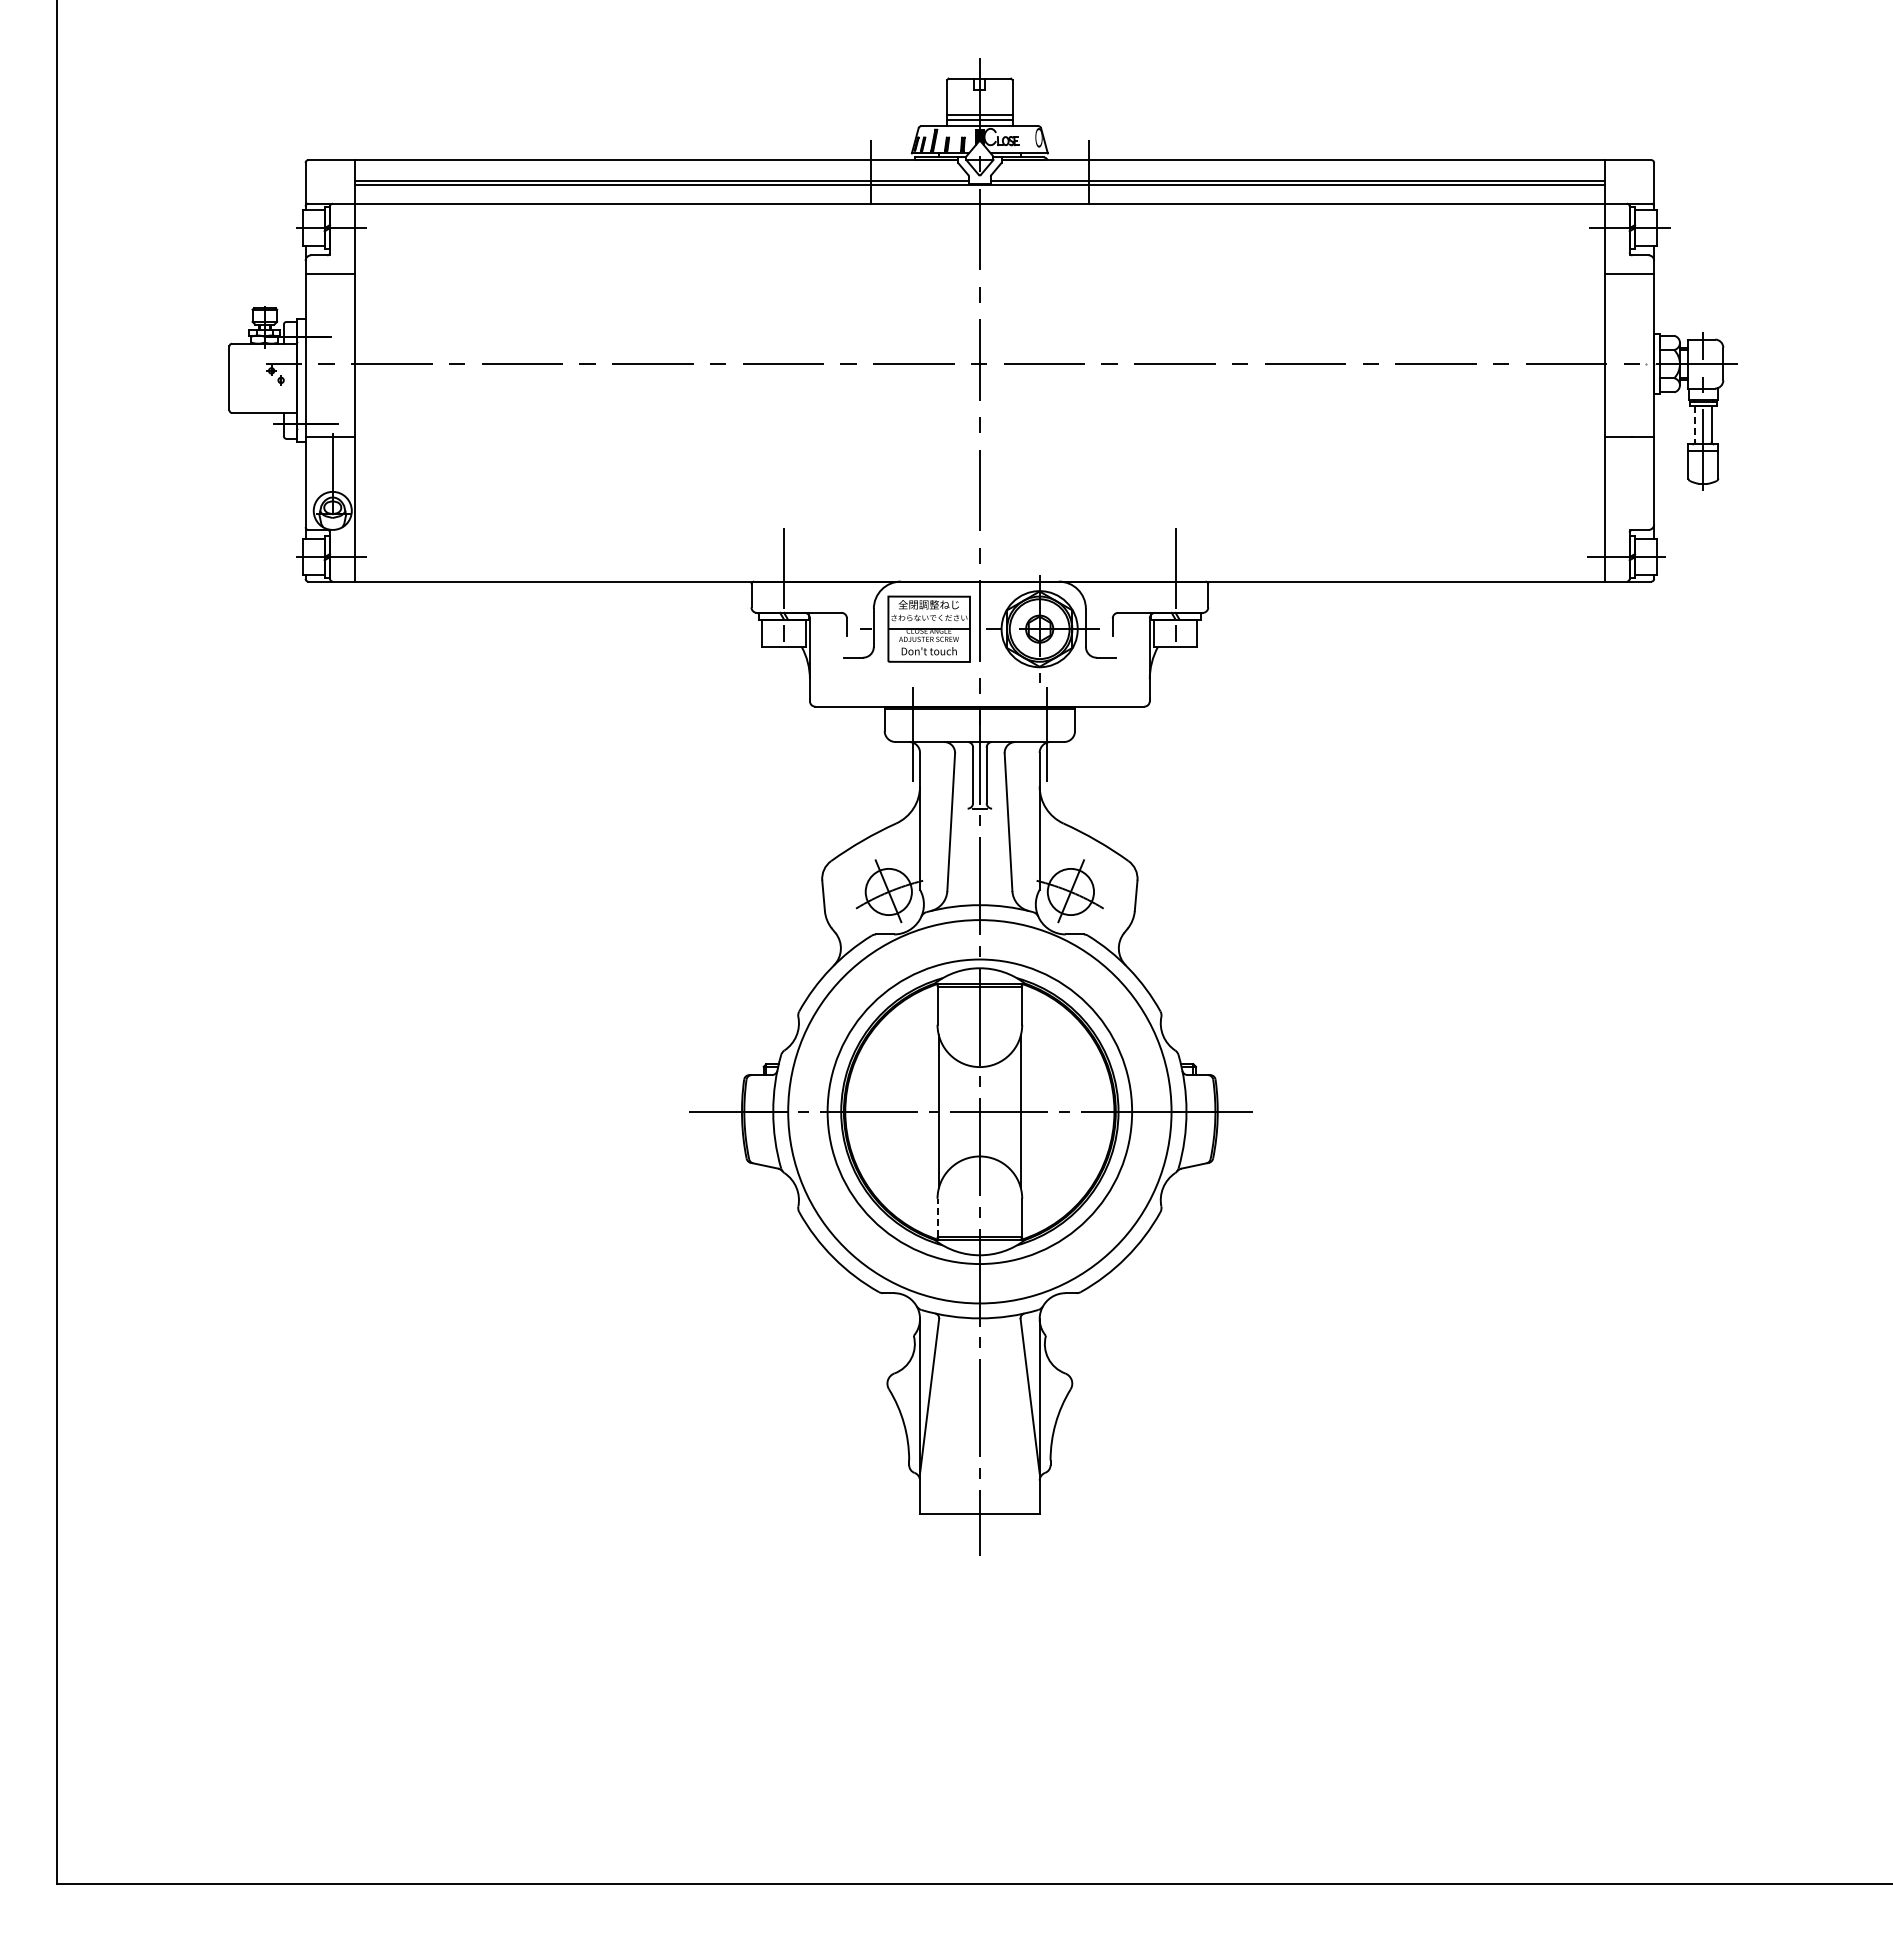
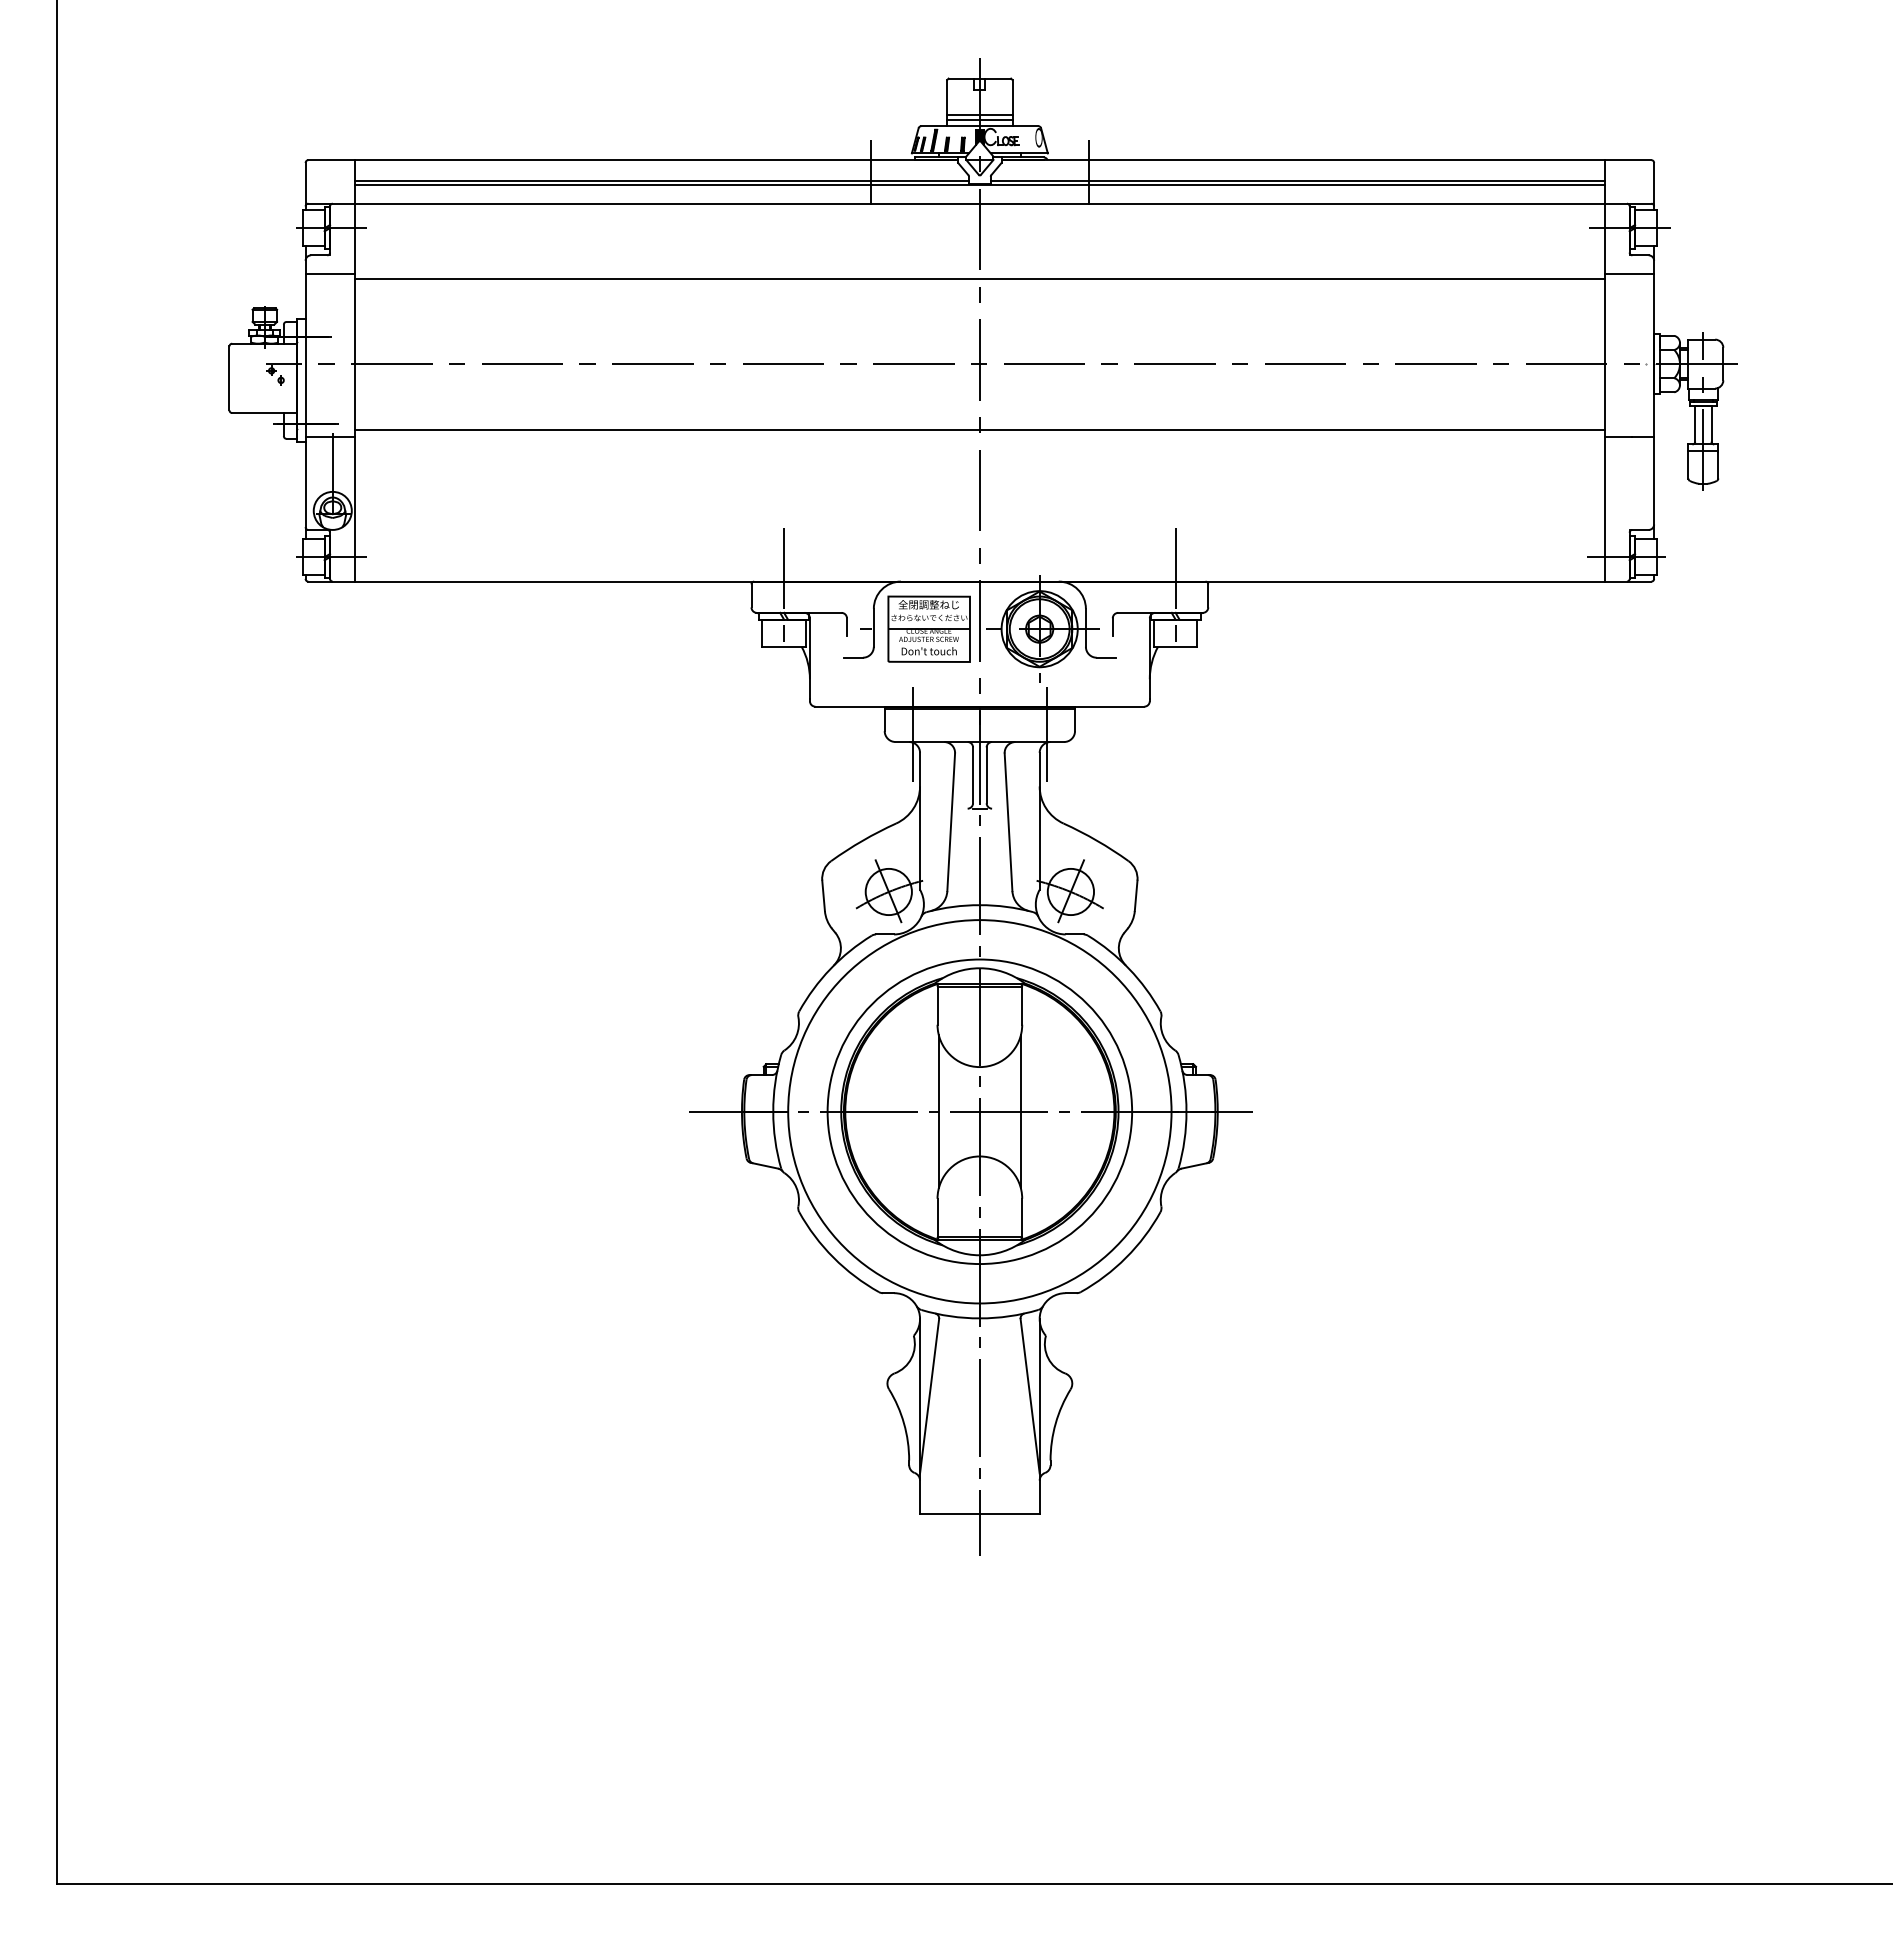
line: none -> present (979, 279)
line: dashed -> solid (1695, 424)
line: none -> present (979, 430)
line: dashed -> solid (937, 1217)
